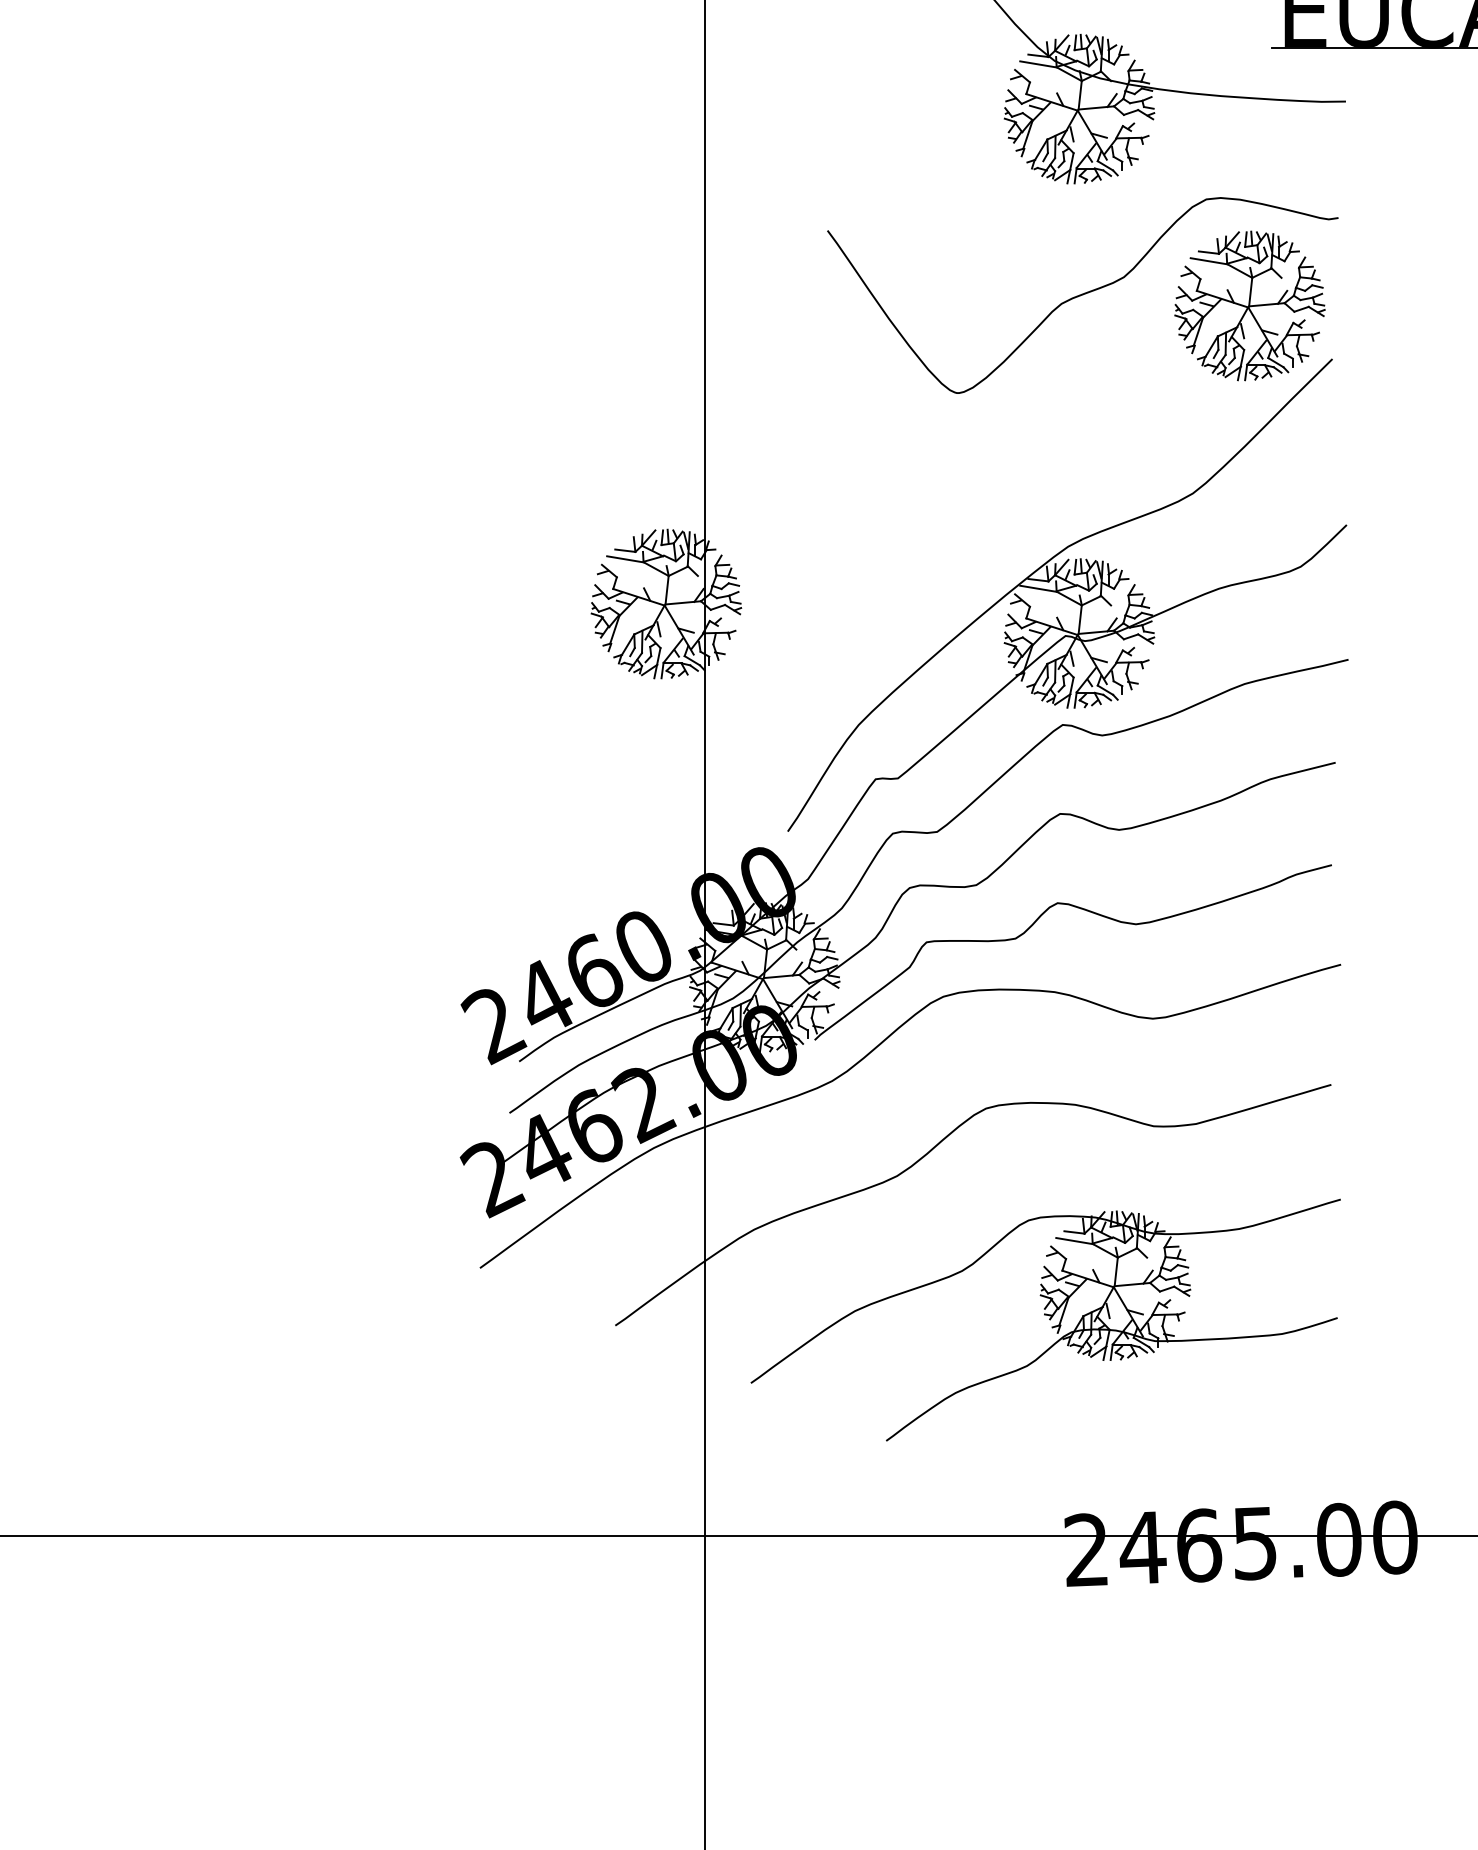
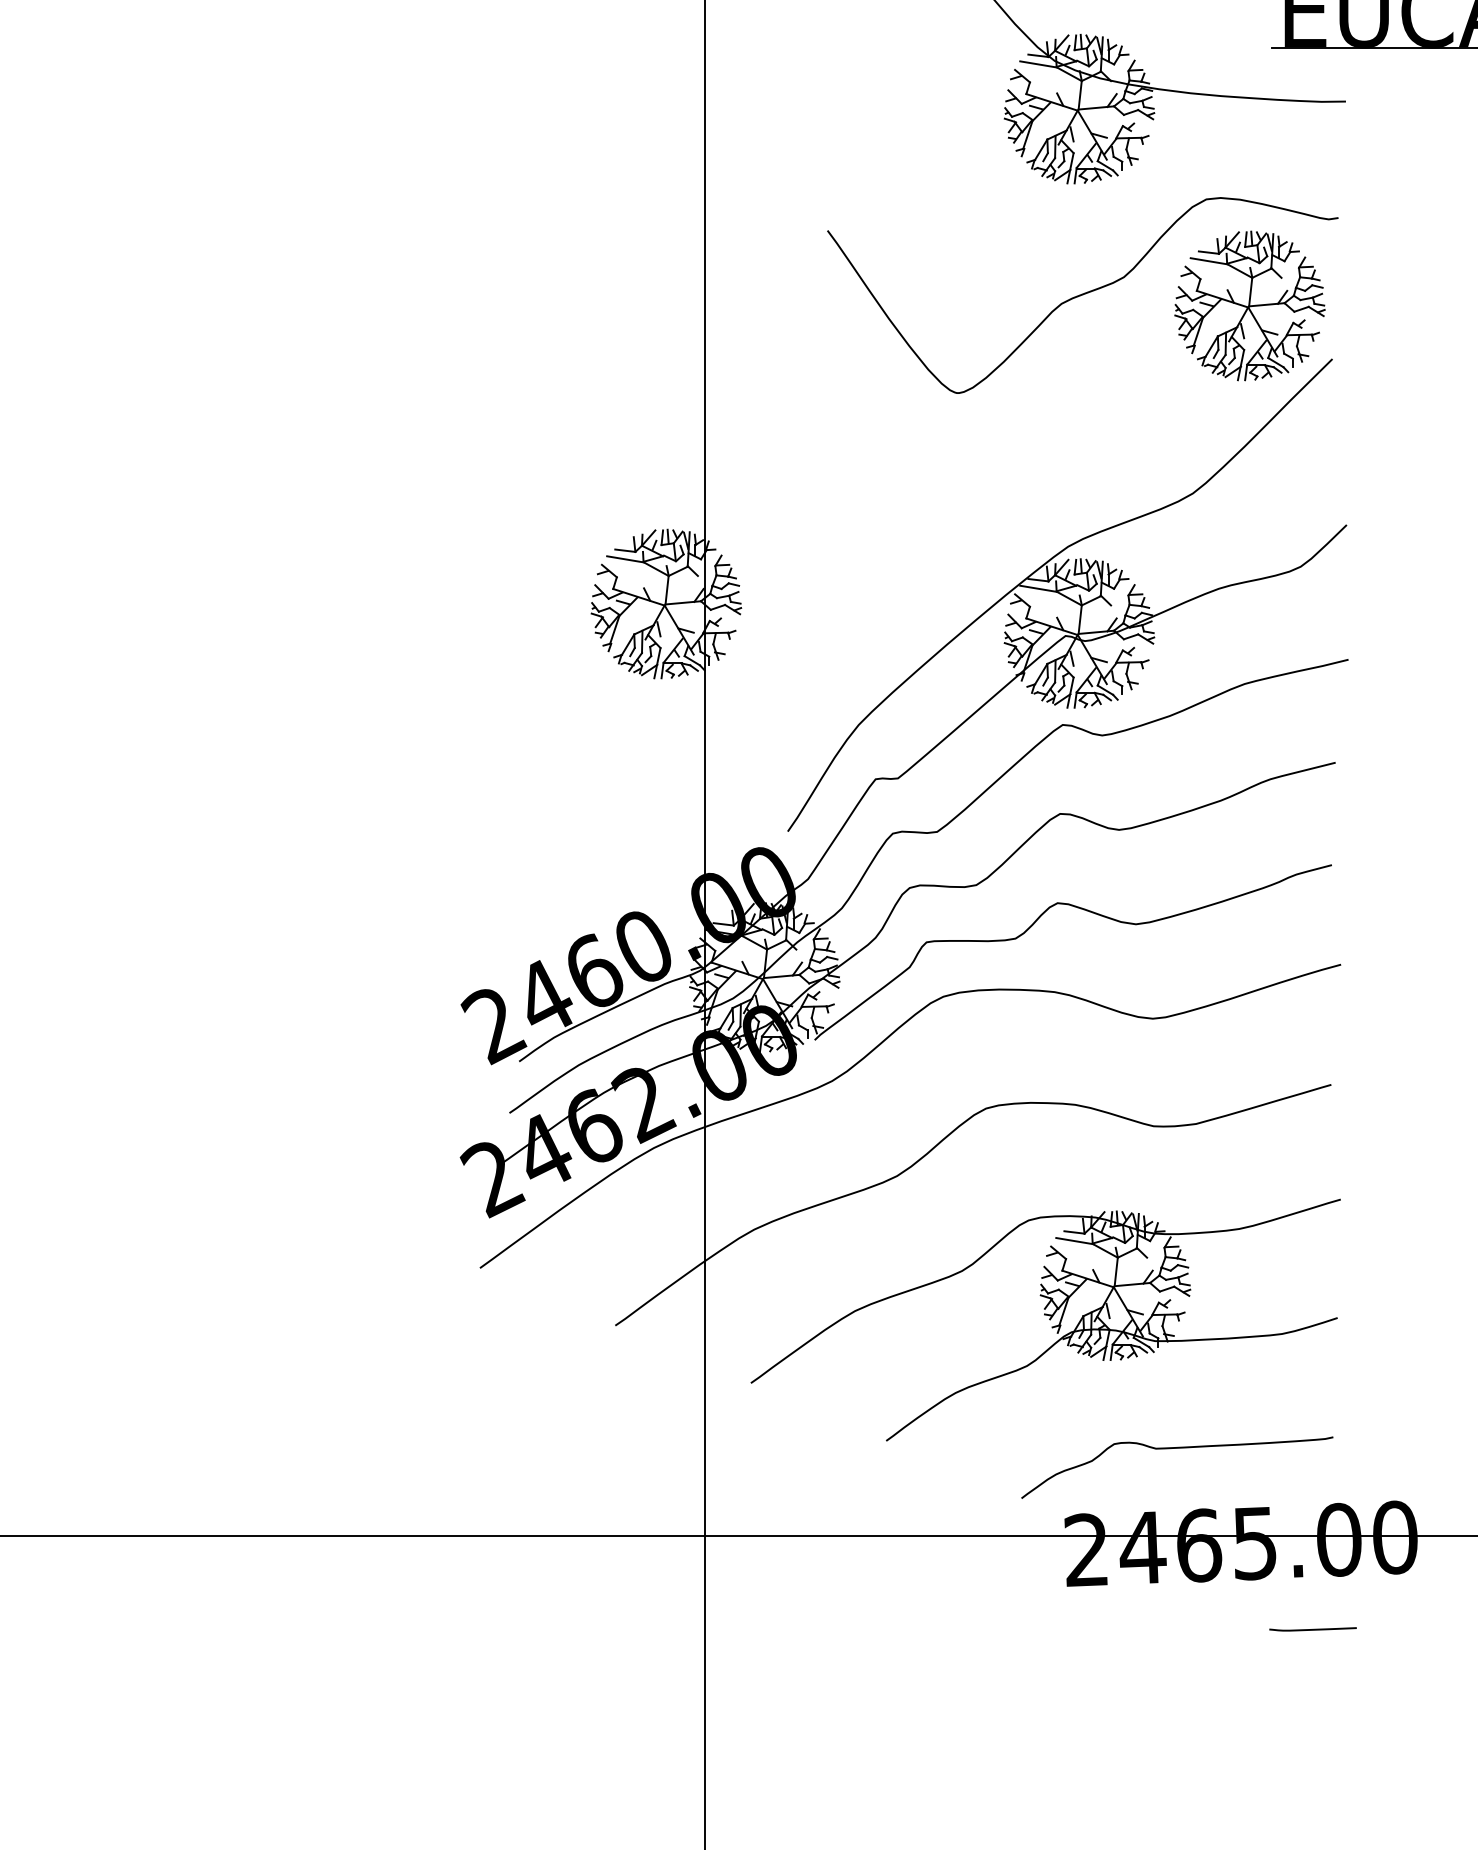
curve: none -> present (1177, 1448)
curve: none -> present (1312, 1629)
